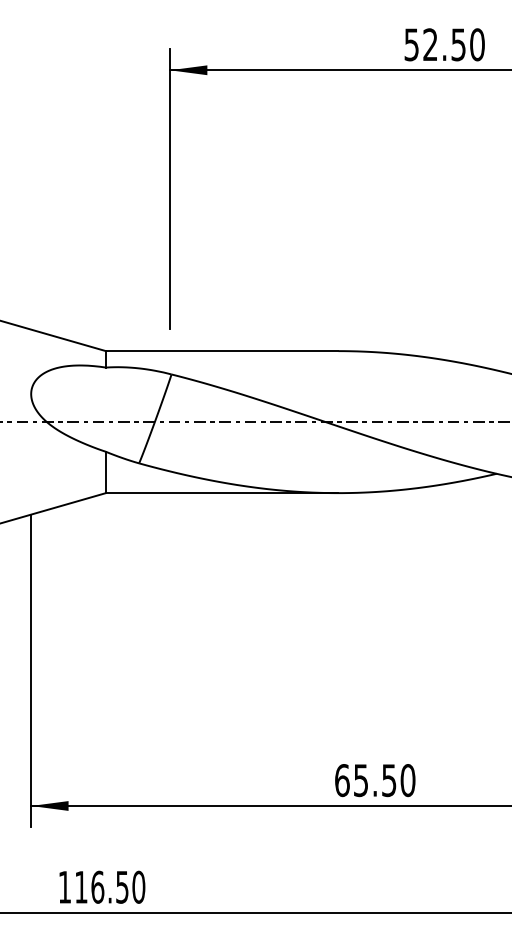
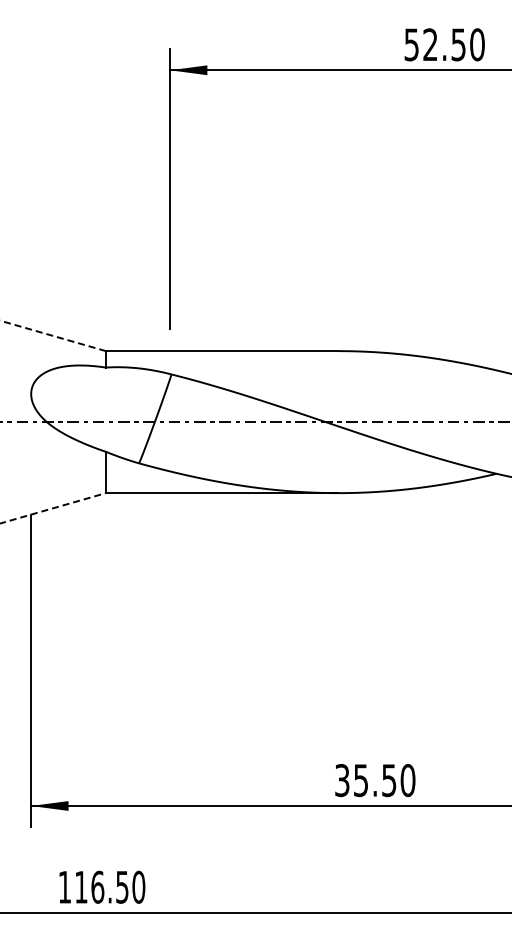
line: solid -> dashed (52, 335)
line: solid -> dashed (53, 508)
text: 65.50 -> 35.50 (342, 780)
